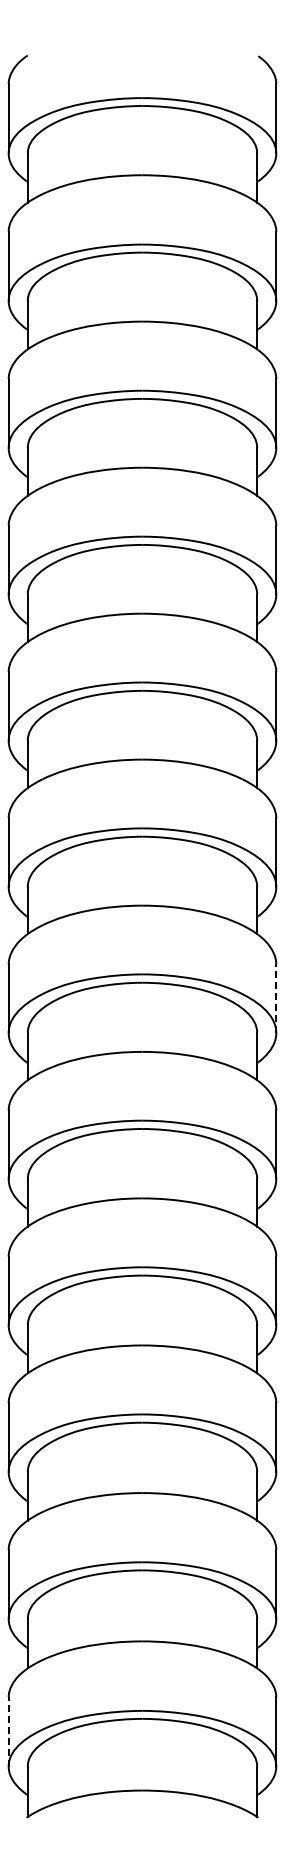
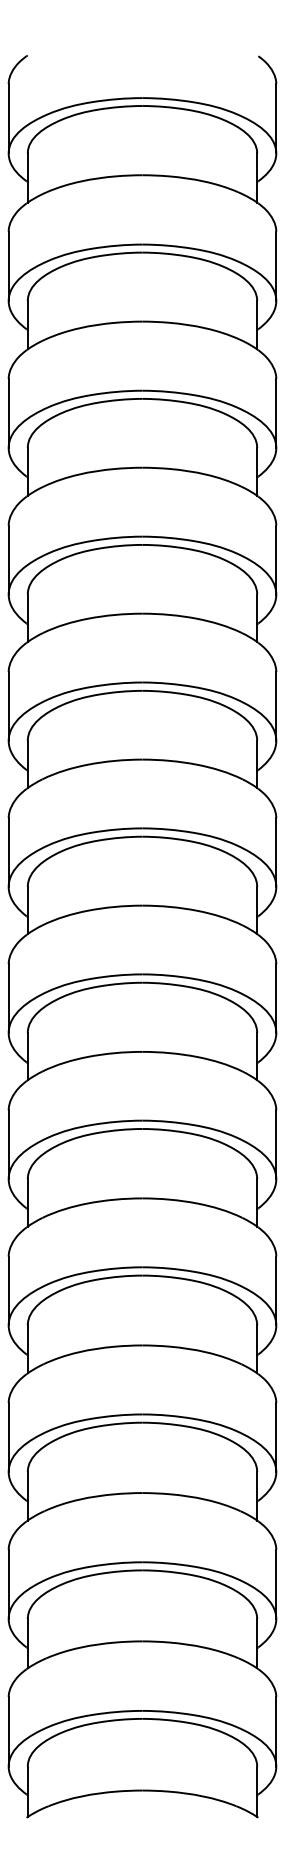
line: dashed -> solid (276, 998)
line: dashed -> solid (8, 1731)
